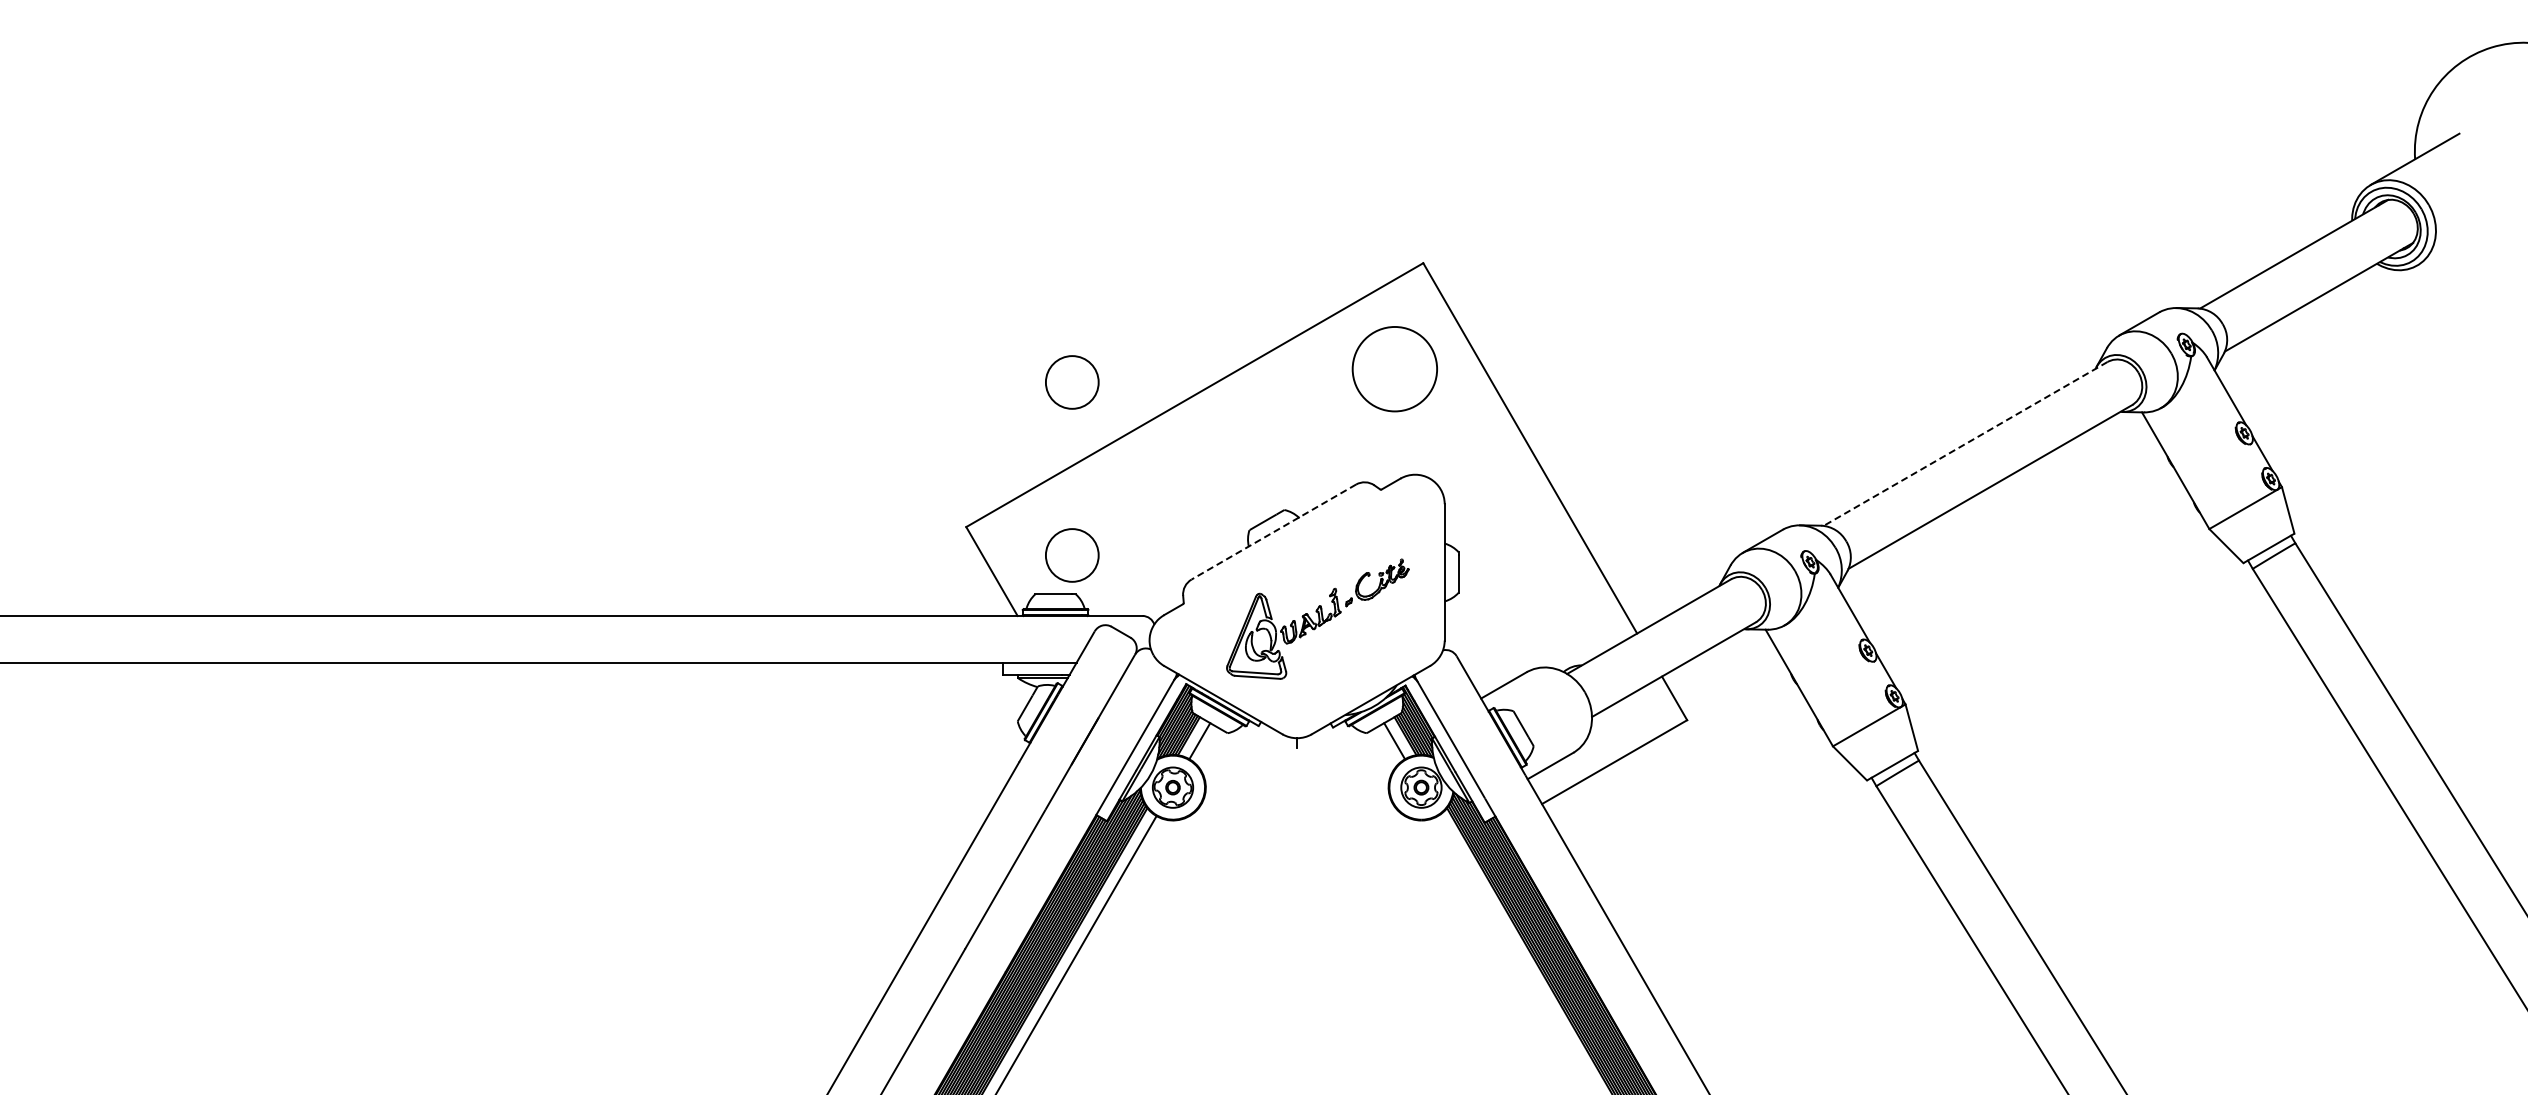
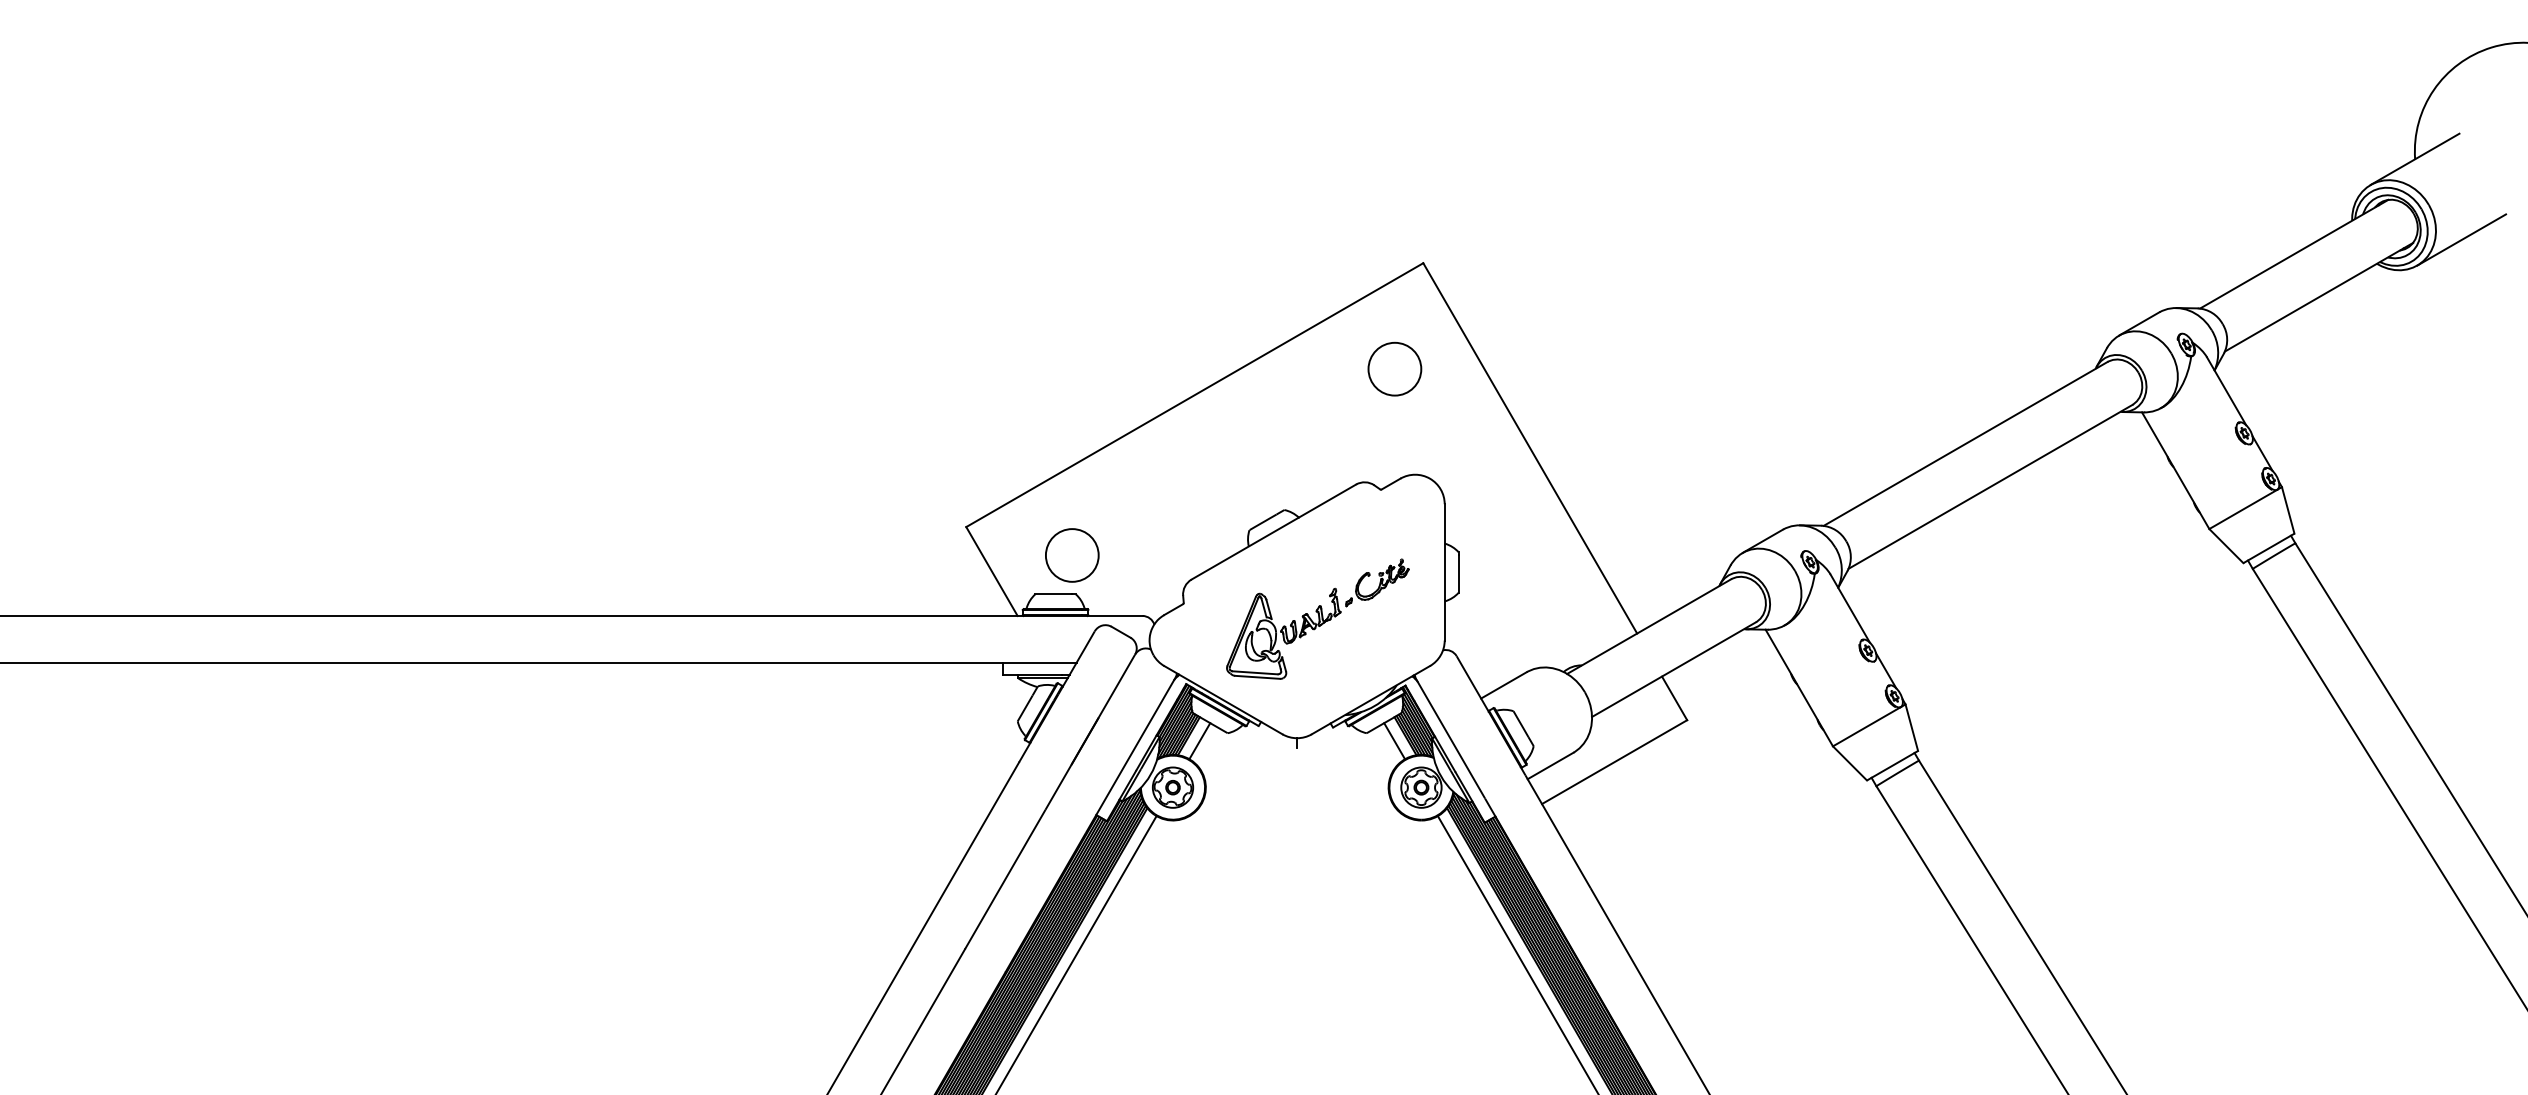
line: none -> present (2461, 239)
circle diameter: 84 px -> 53 px (1394, 368)
circle: present -> none (1072, 382)
line: dashed -> solid (1965, 443)
line: dashed -> solid (1273, 532)
line: none -> present (1516, 953)
